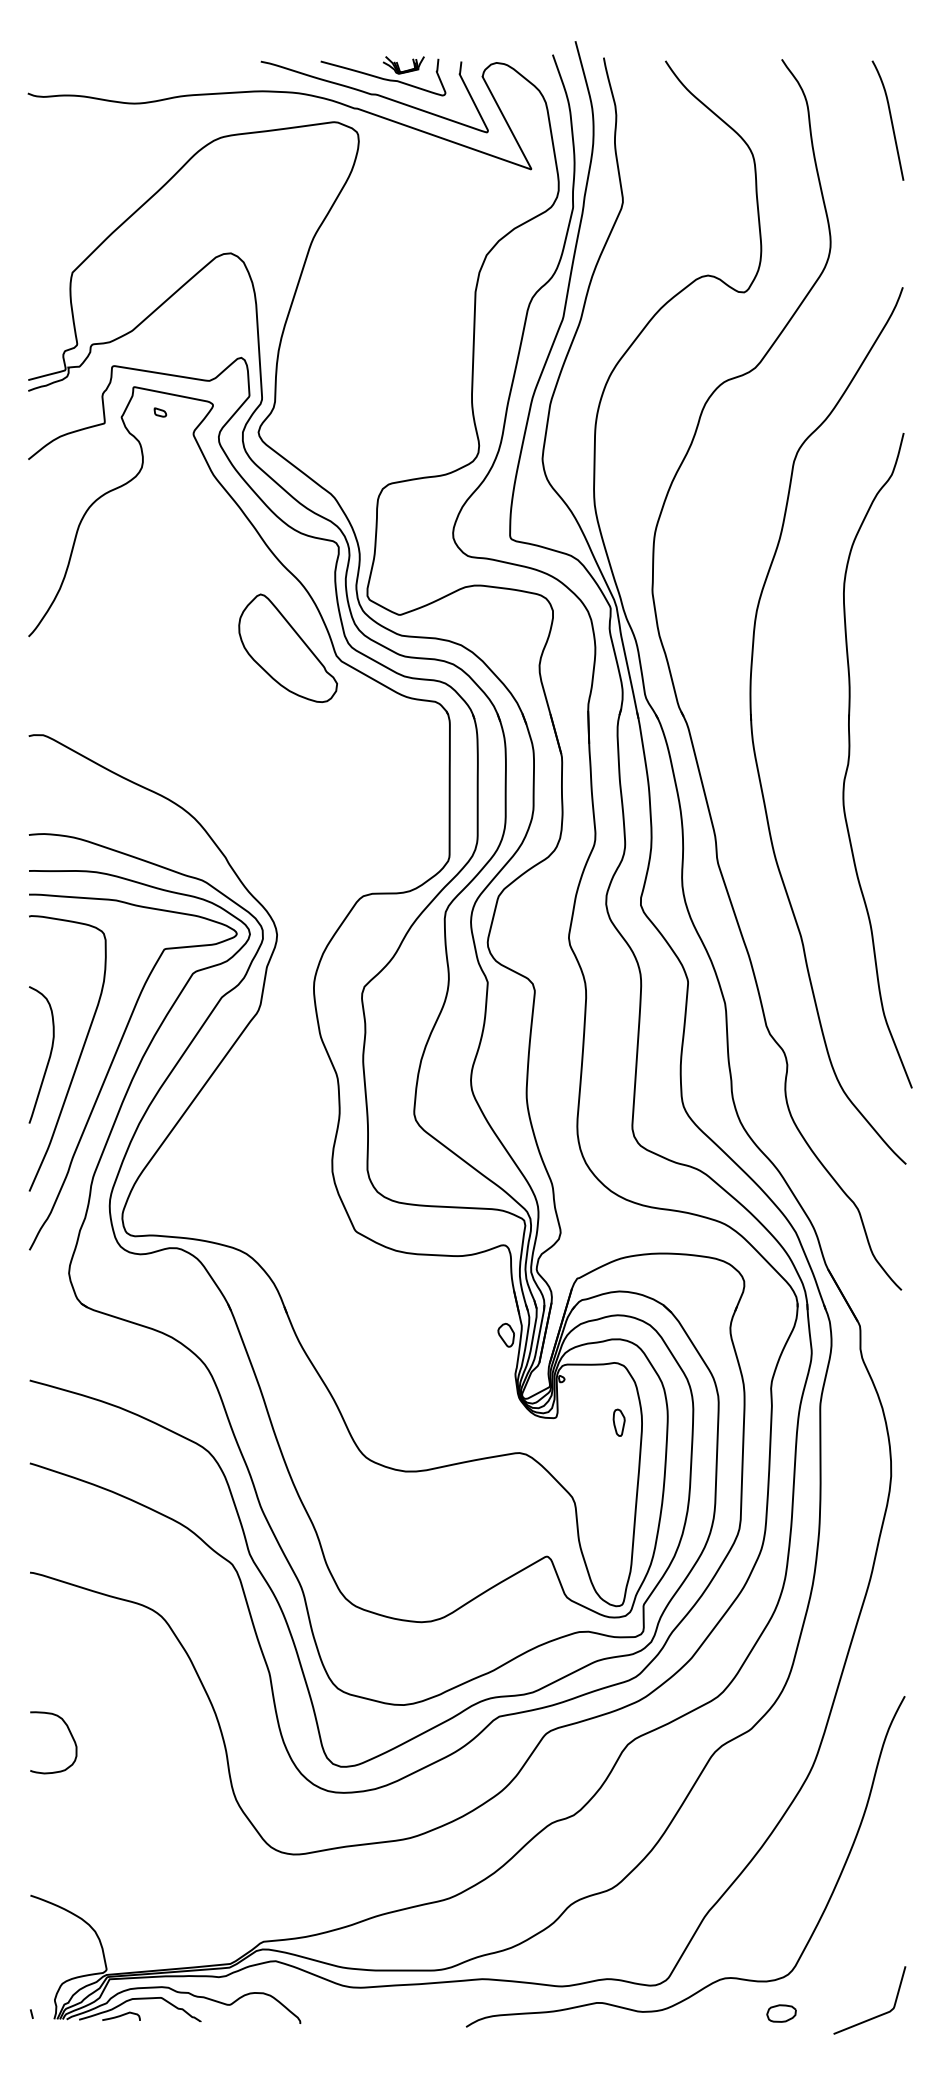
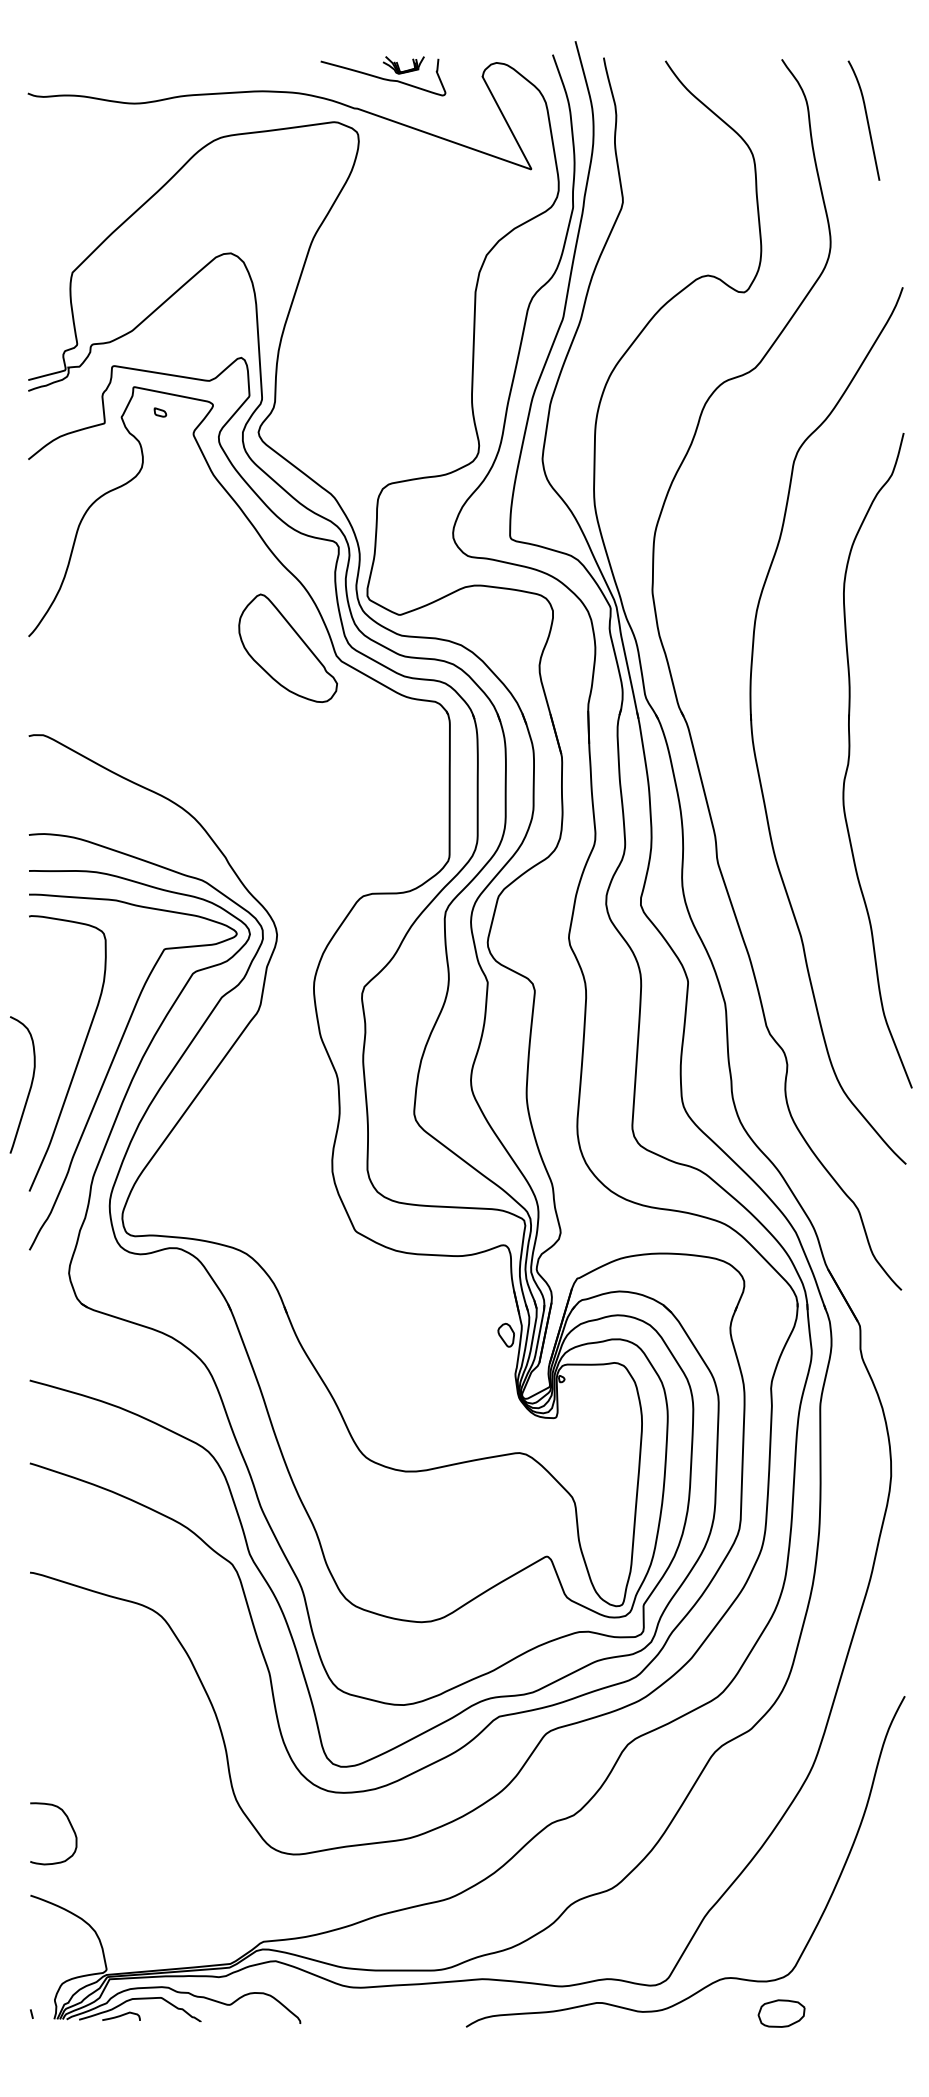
curve: present -> none (374, 95)
curve position: (890, 120) -> (866, 120) (866, 120)
curve position: (49, 1054) -> (30, 1084) (30, 1084)
part: present -> none (618, 1422)
curve position: (69, 1733) -> (69, 1824) (69, 1824)
part size: 31x19 px -> 49x29 px (781, 2013)
curve: present -> none (874, 2016)
